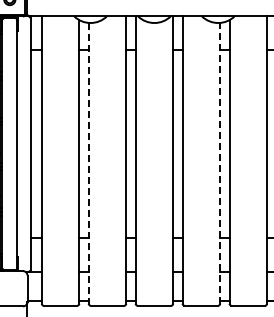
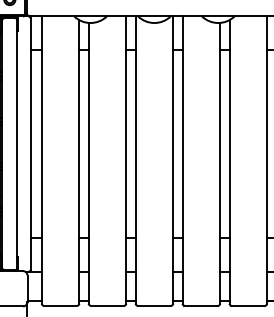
line: dashed -> solid (220, 162)
line: dashed -> solid (88, 163)
